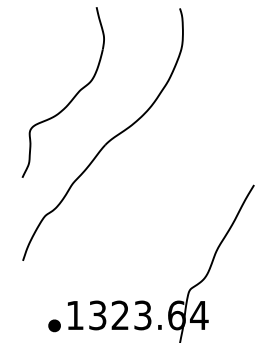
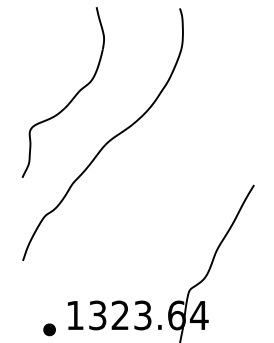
part position: (54, 325) -> (49, 329) (49, 329)
